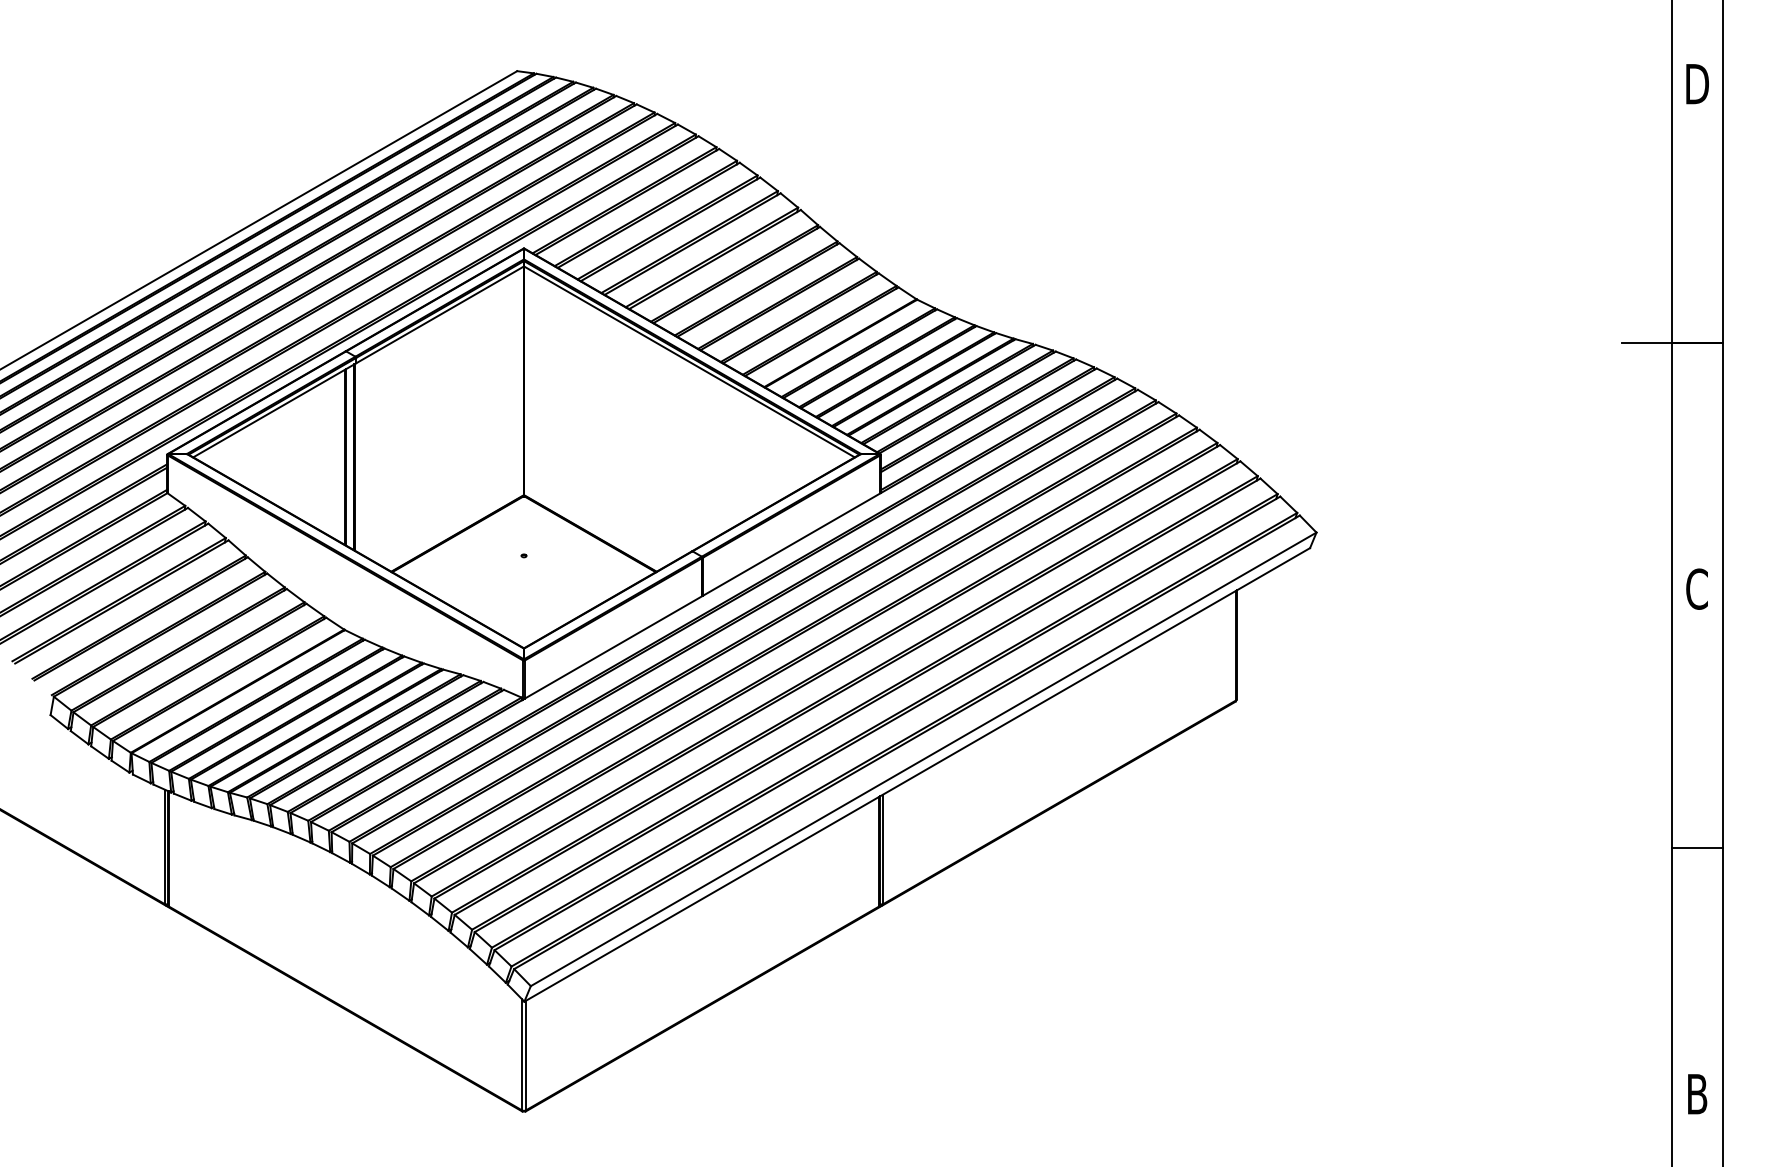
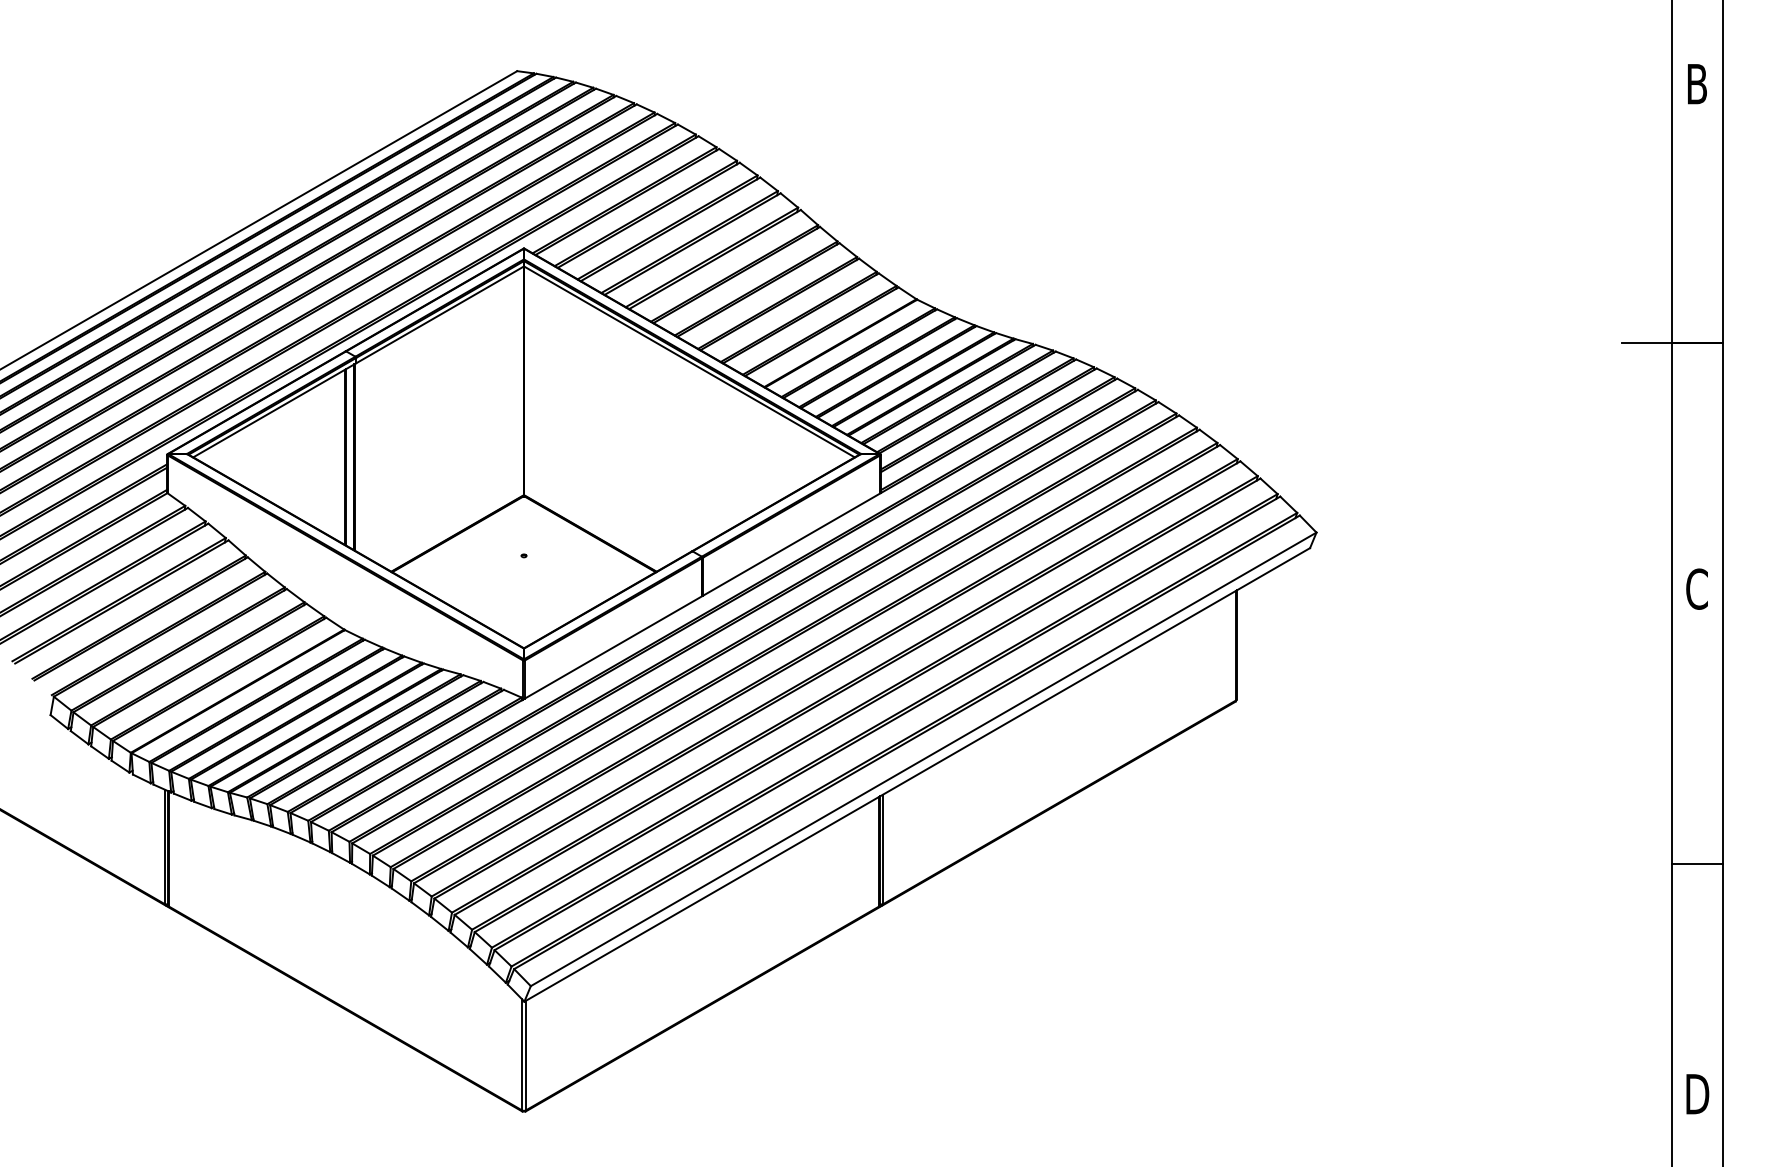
text: D -> B (1697, 84)
line position: (1697, 847) -> (1697, 863) (1697, 863)
text: B -> D (1697, 1094)
